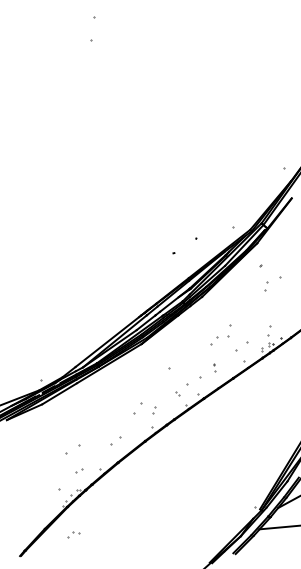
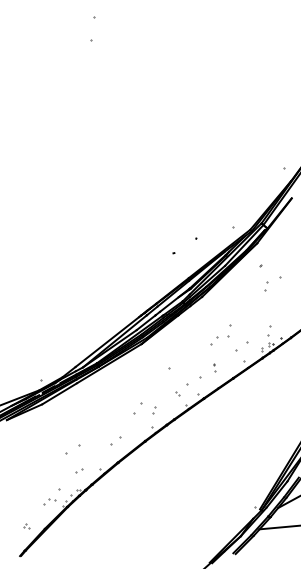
part: none -> present (26, 526)
part position: (73, 534) -> (49, 501) (49, 501)
